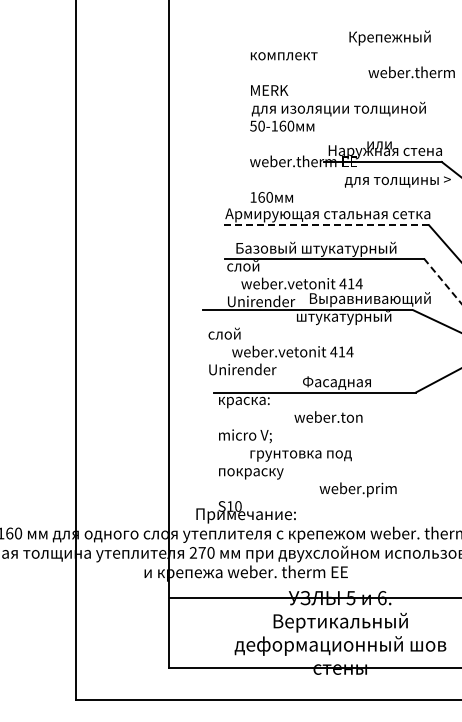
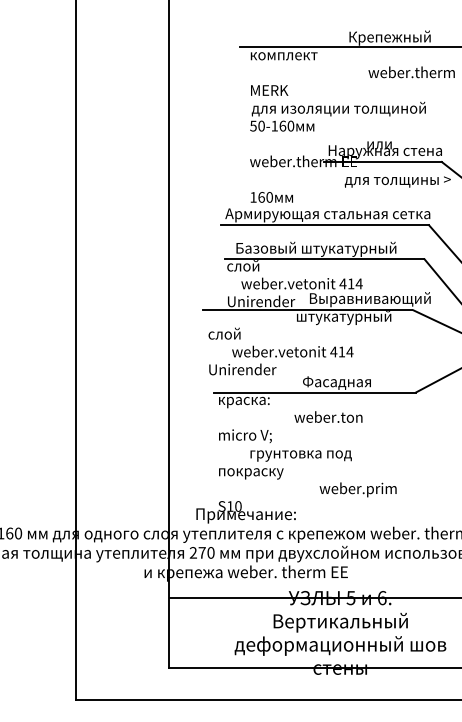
line: none -> present (349, 47)
line: dashed -> solid (324, 225)
line: dashed -> solid (443, 281)
